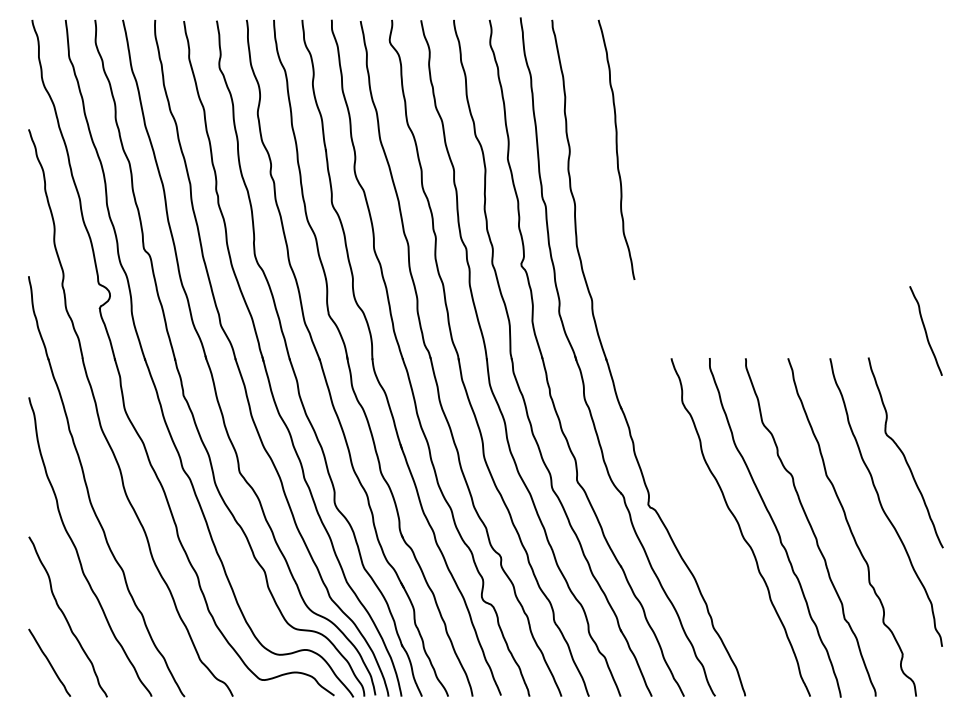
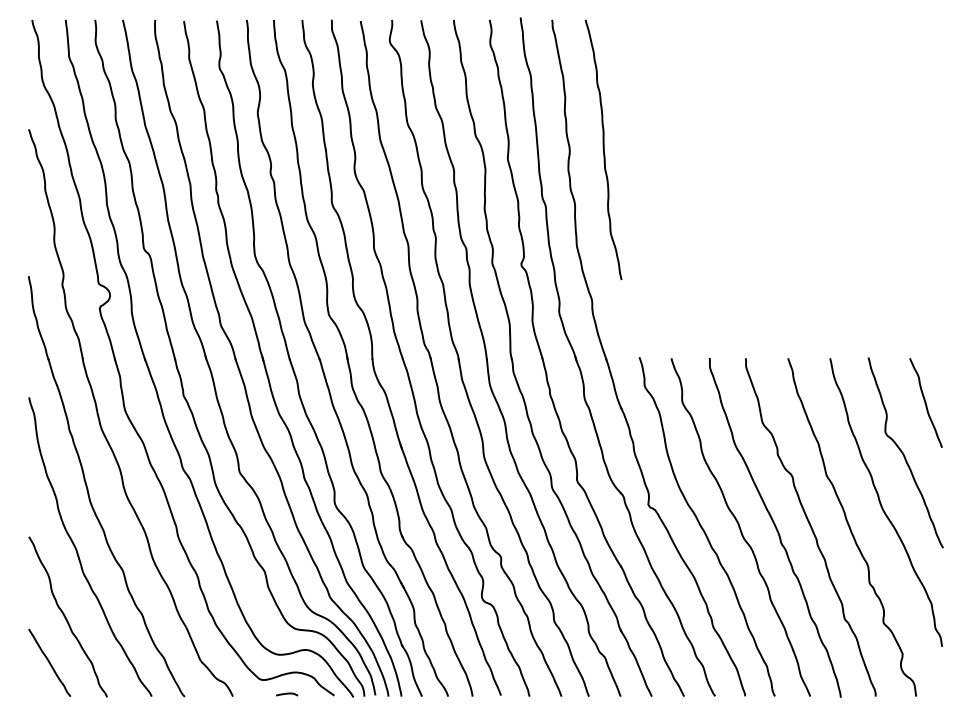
curve position: (616, 149) -> (603, 149) (603, 149)
curve position: (925, 330) -> (925, 402) (925, 402)
curve: none -> present (703, 528)
curve: none -> present (287, 694)
